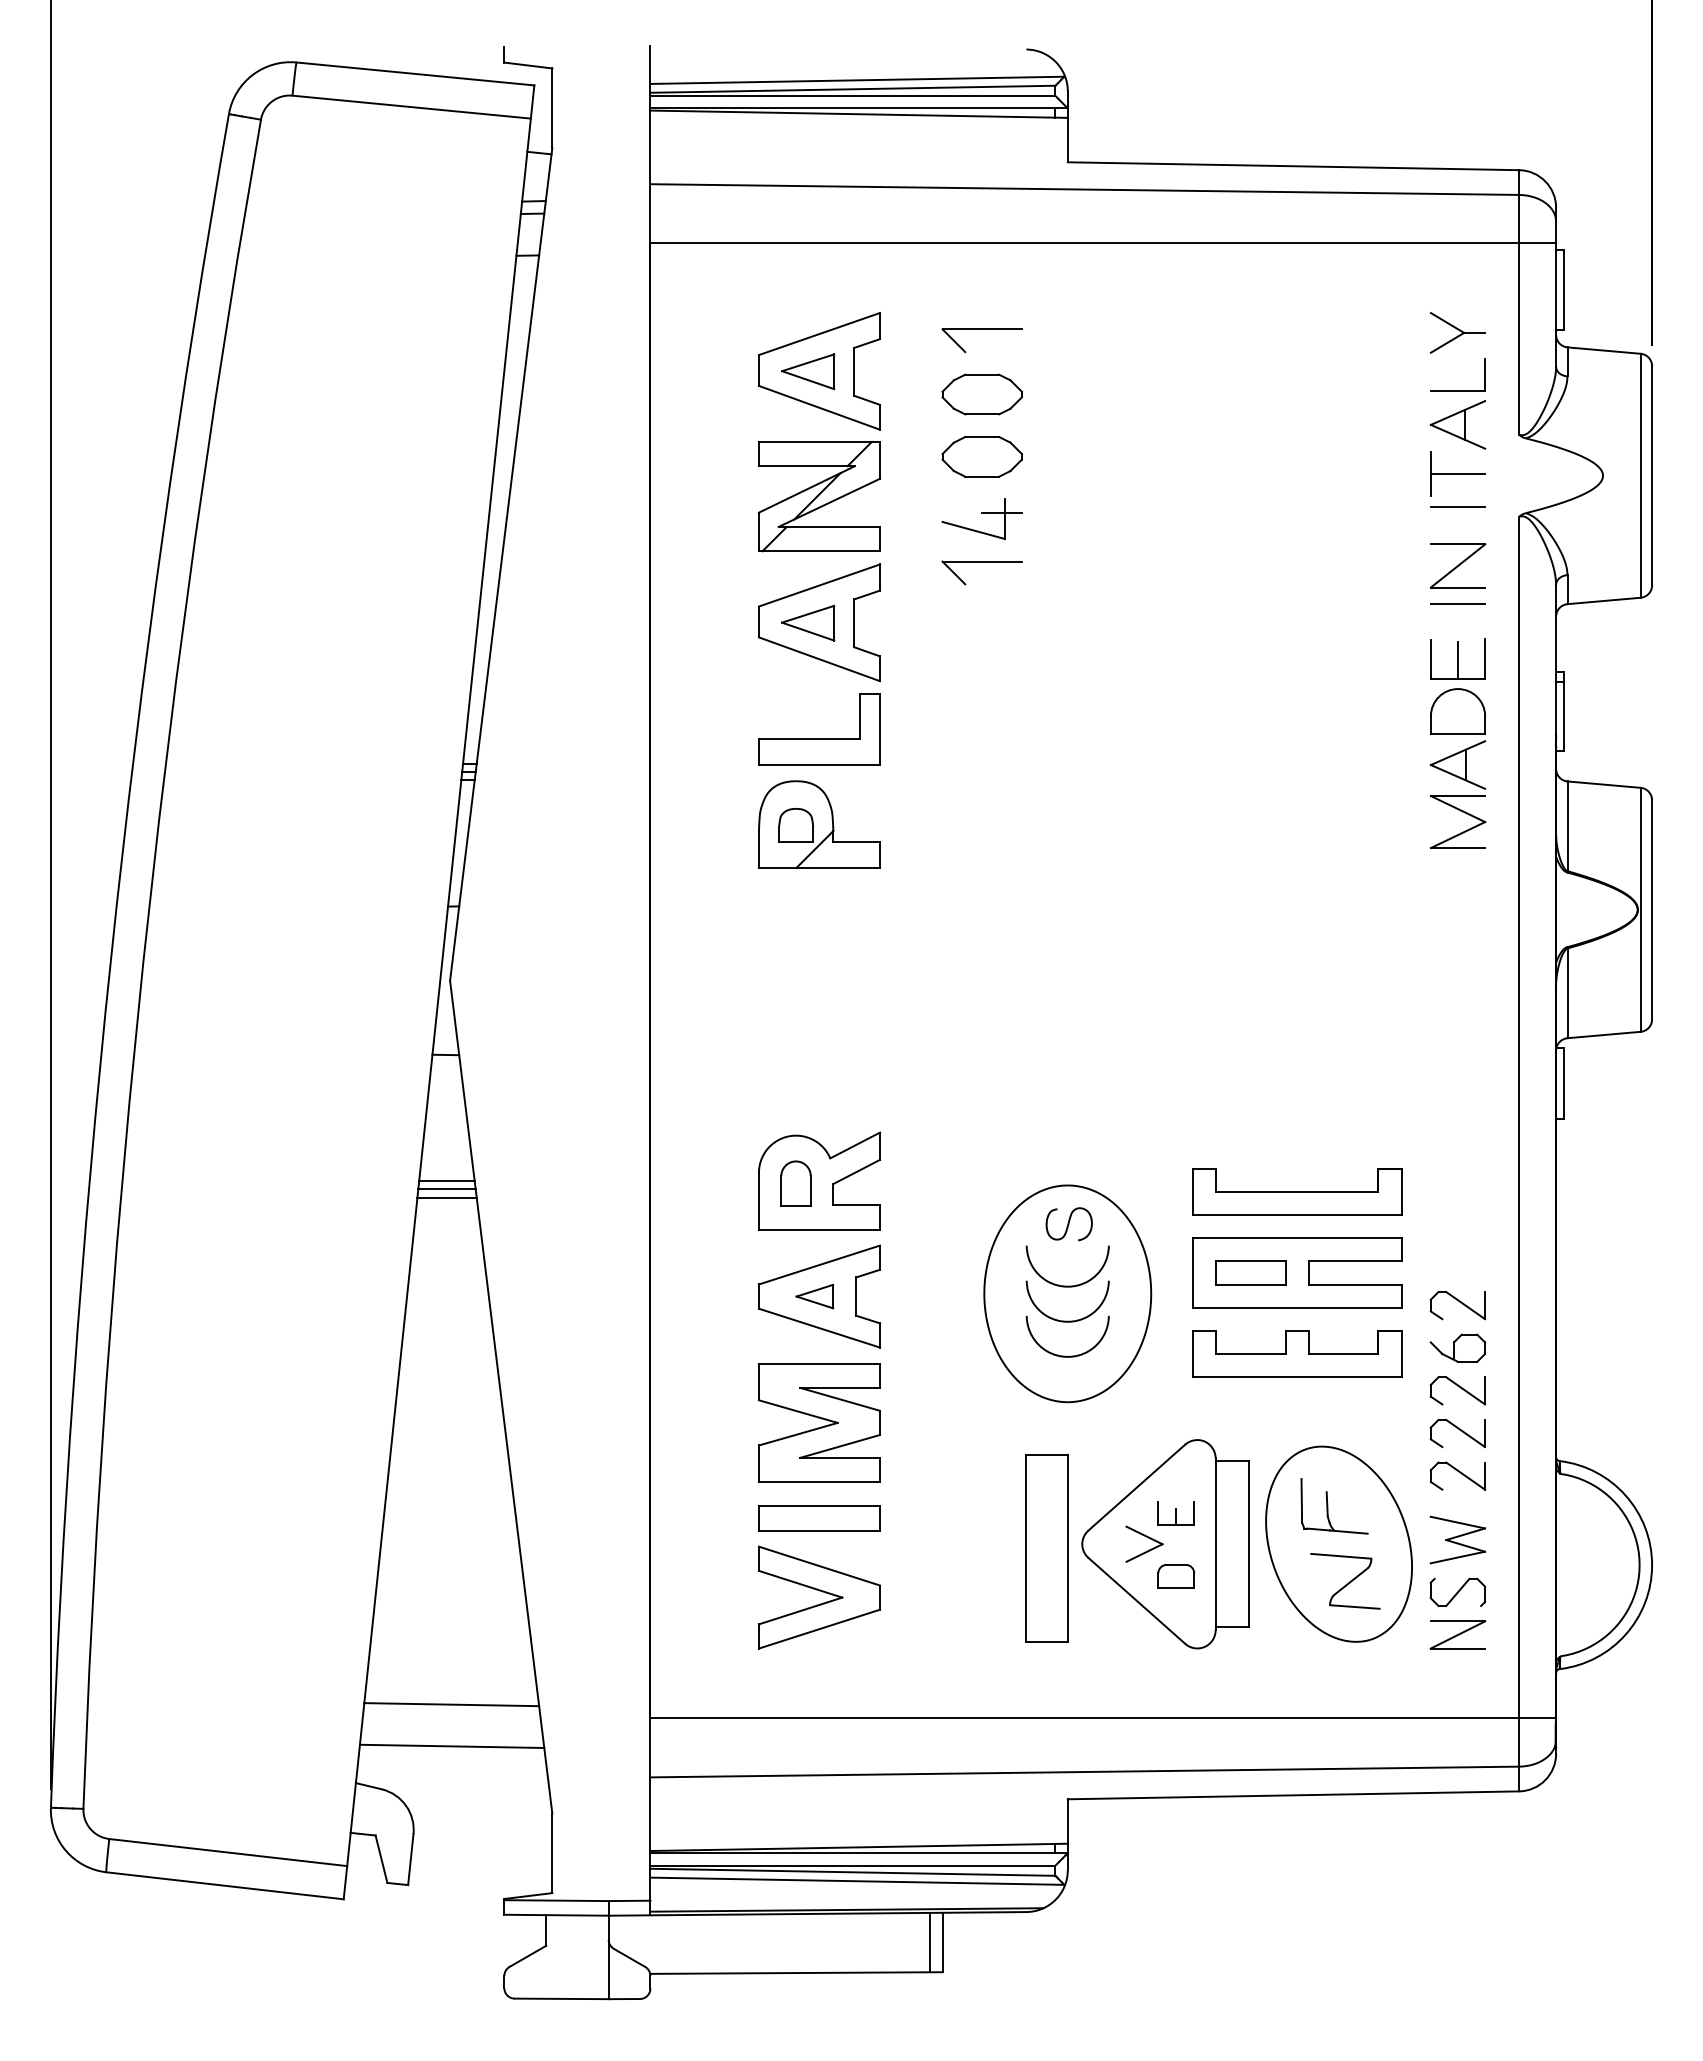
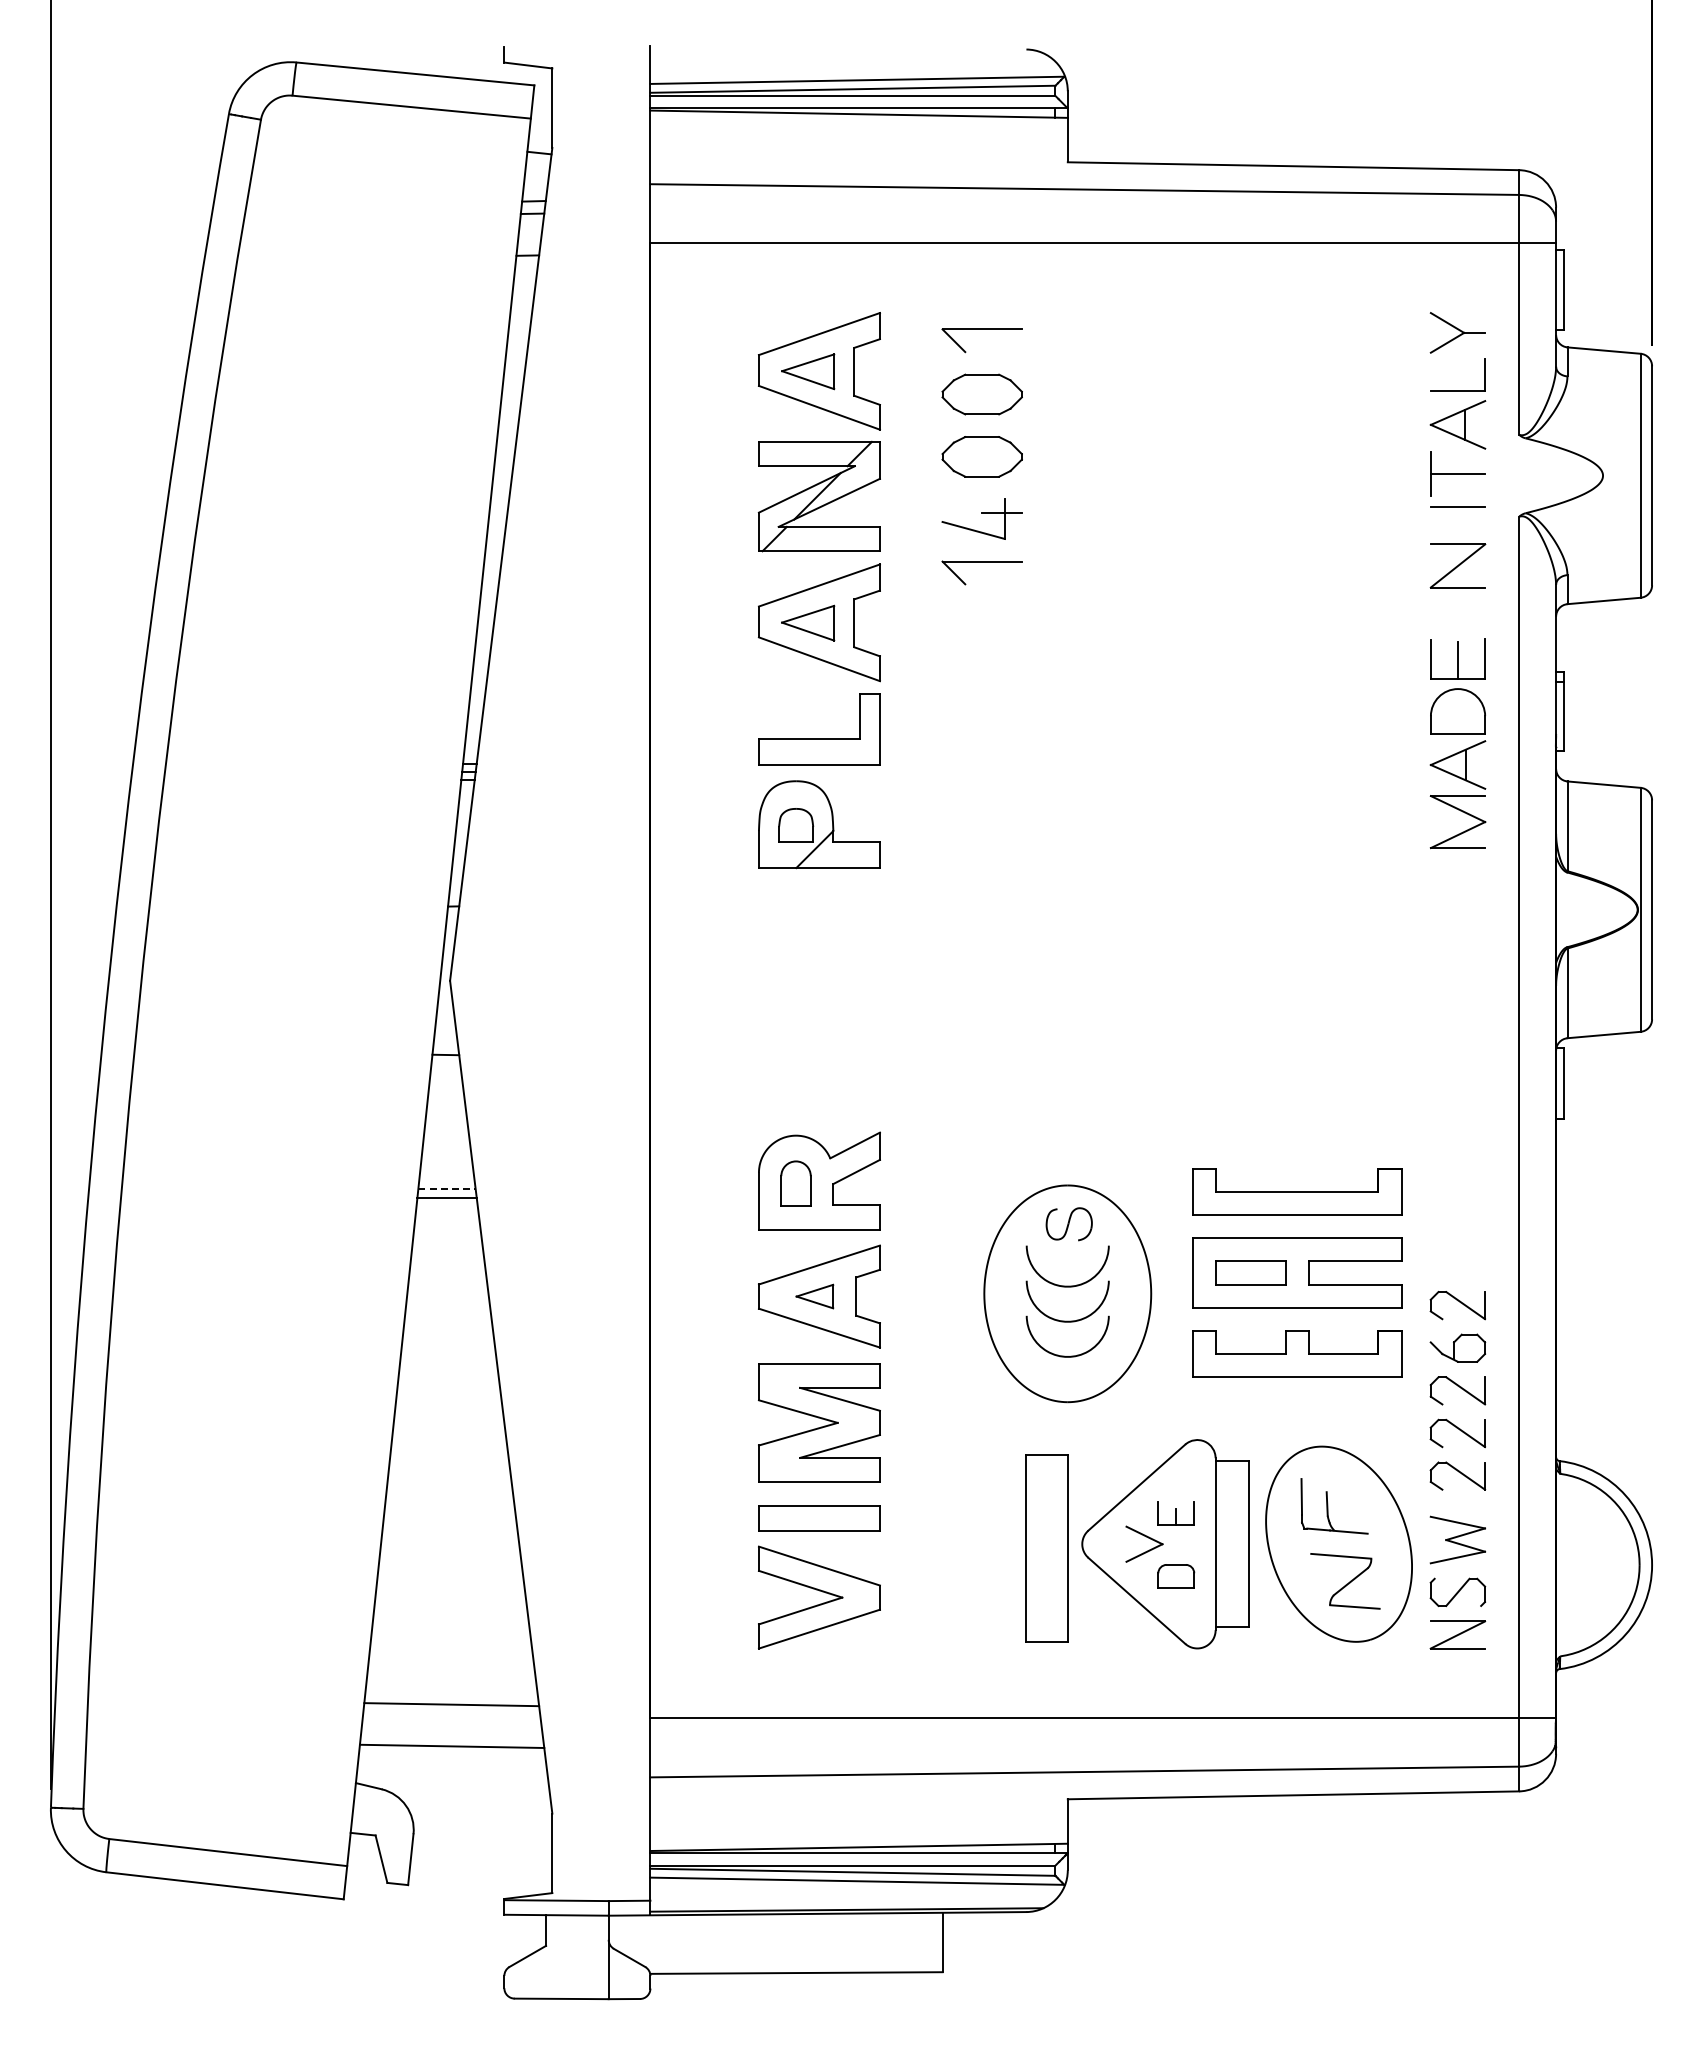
line: present -> none (1457, 603)
line: present -> none (446, 1181)
line: solid -> dashed (447, 1189)
line: present -> none (930, 1942)
